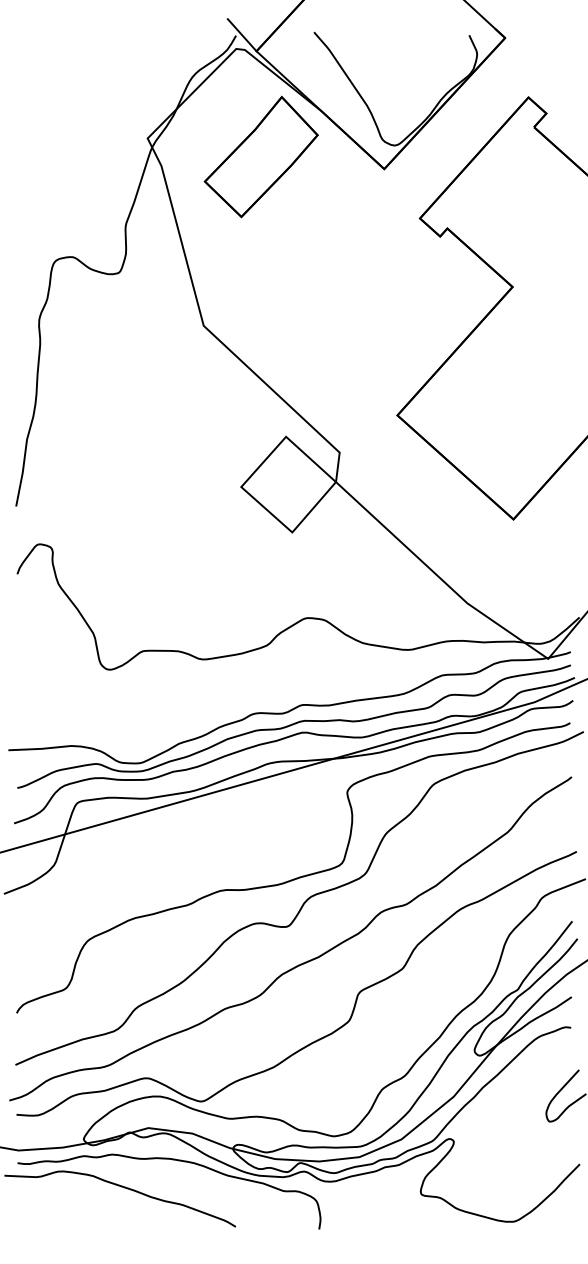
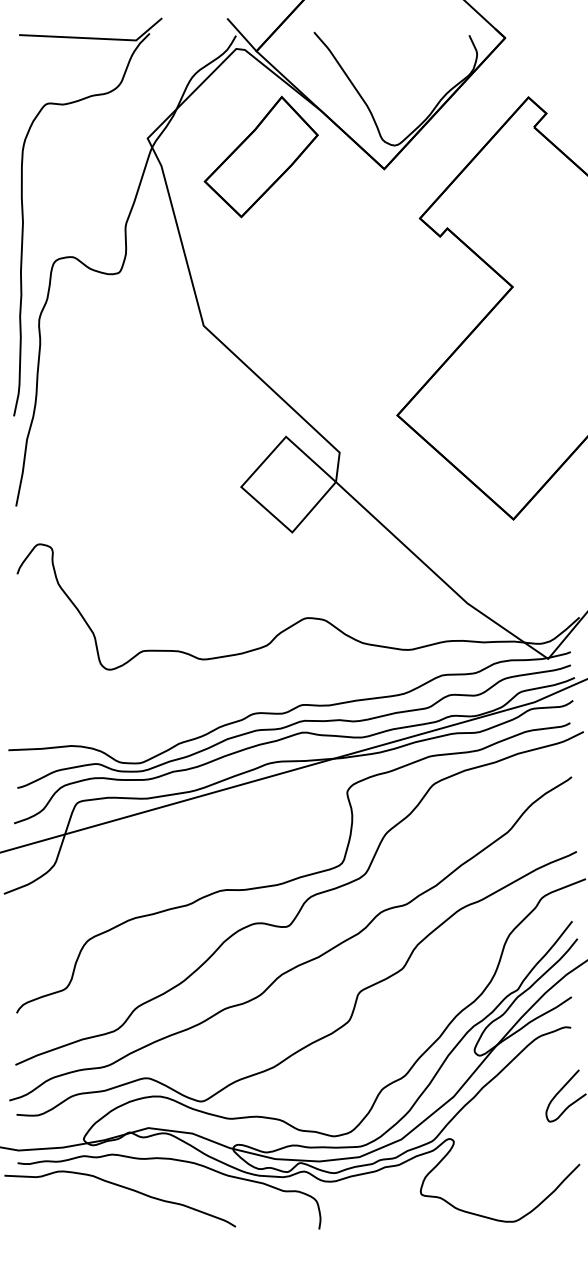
part: none -> present (23, 216)
